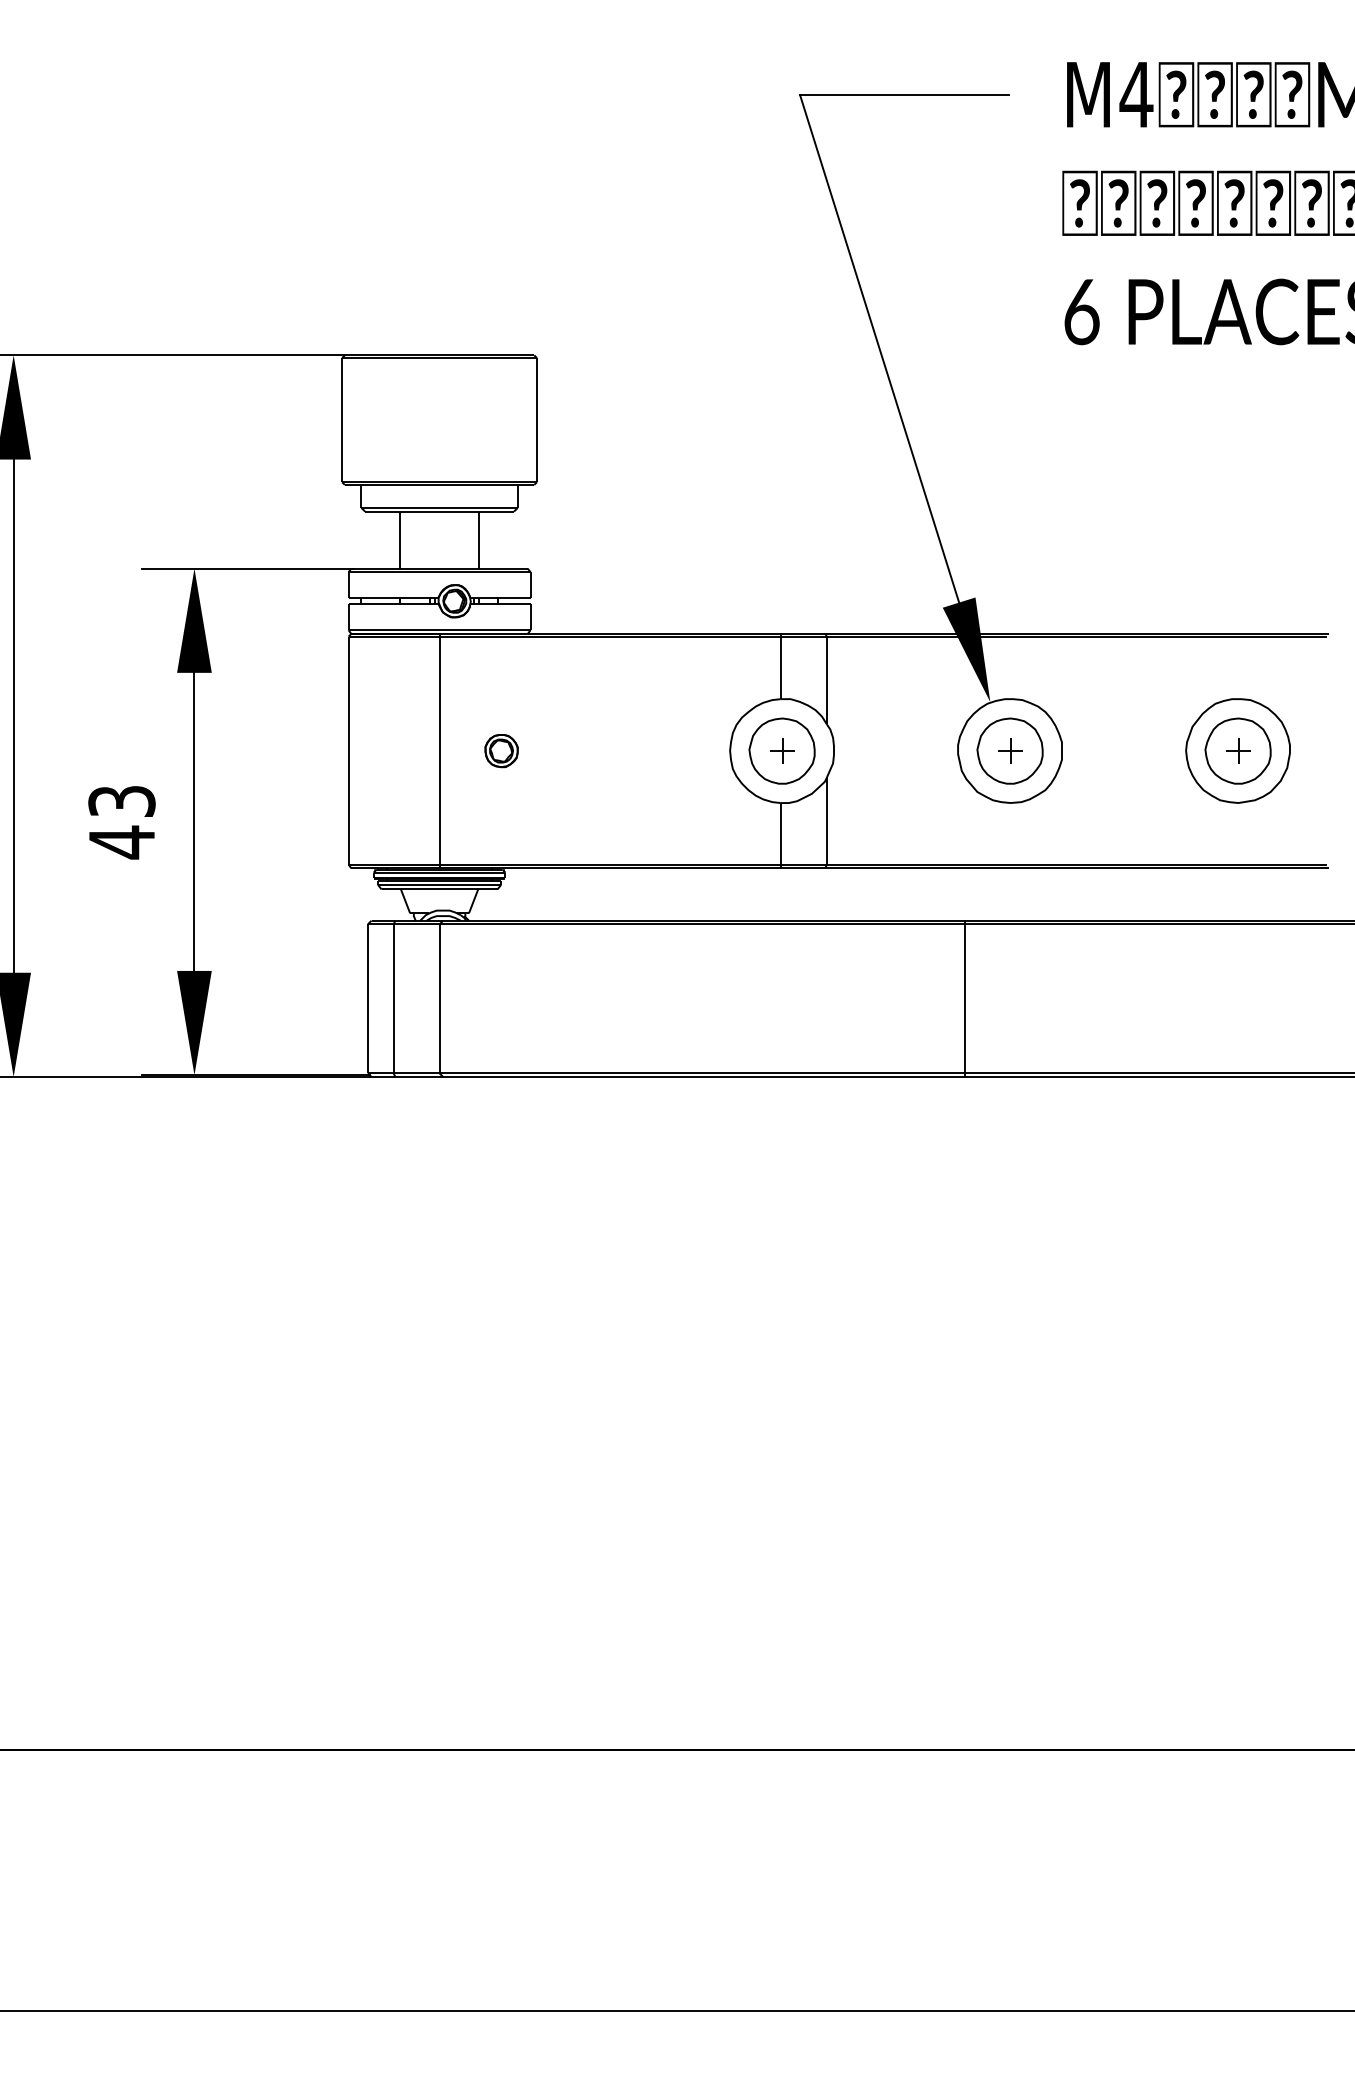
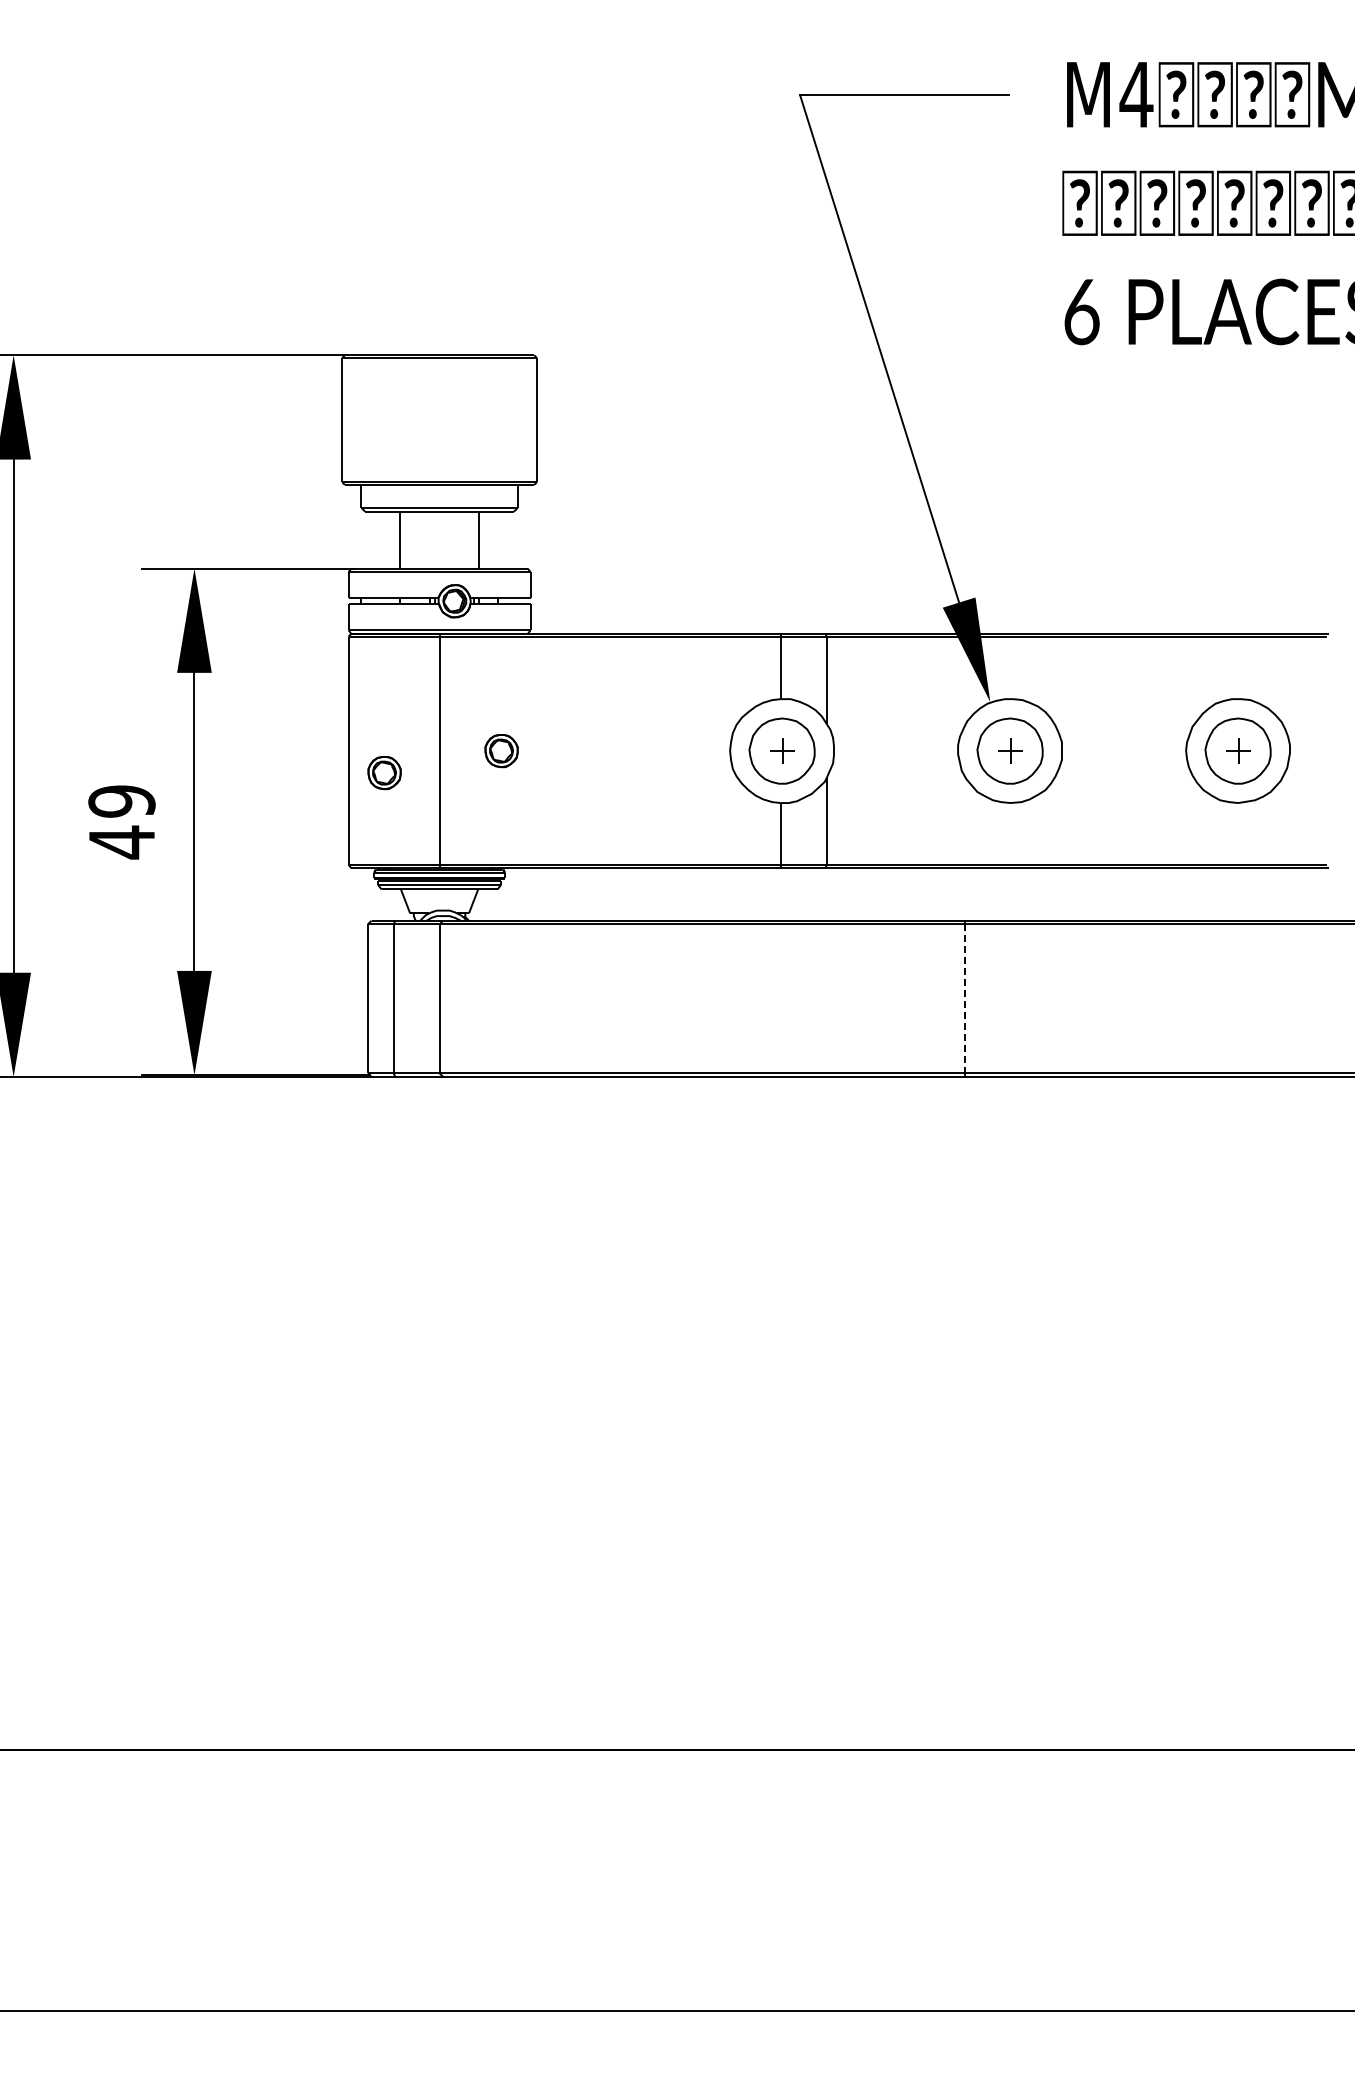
part: none -> present (384, 773)
text: 43 -> 49 (121, 801)
line: solid -> dashed (964, 999)
